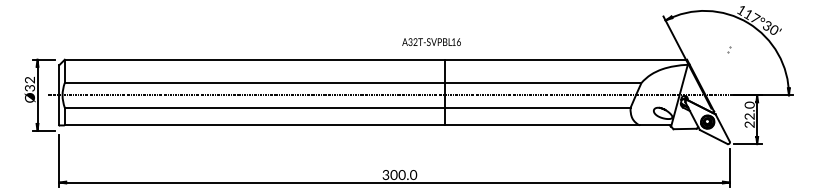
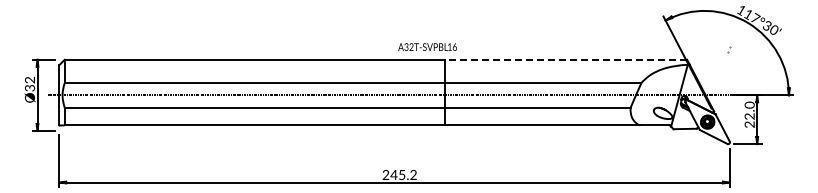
text position: (431, 41) -> (427, 46) (427, 46)
line: solid -> dashed (566, 59)
text: 300.0 -> 245.2 (399, 174)
